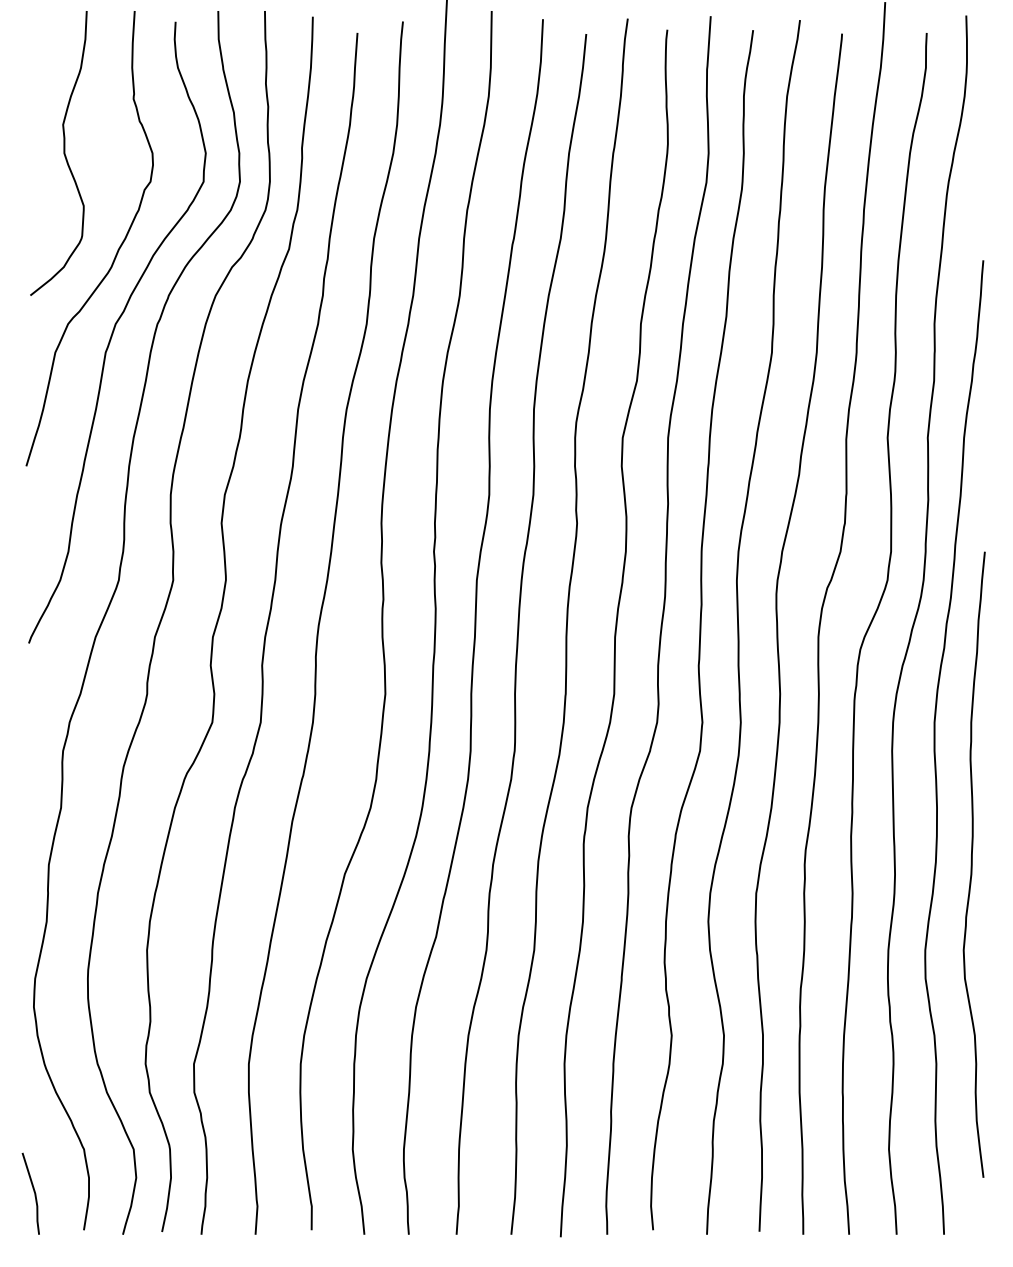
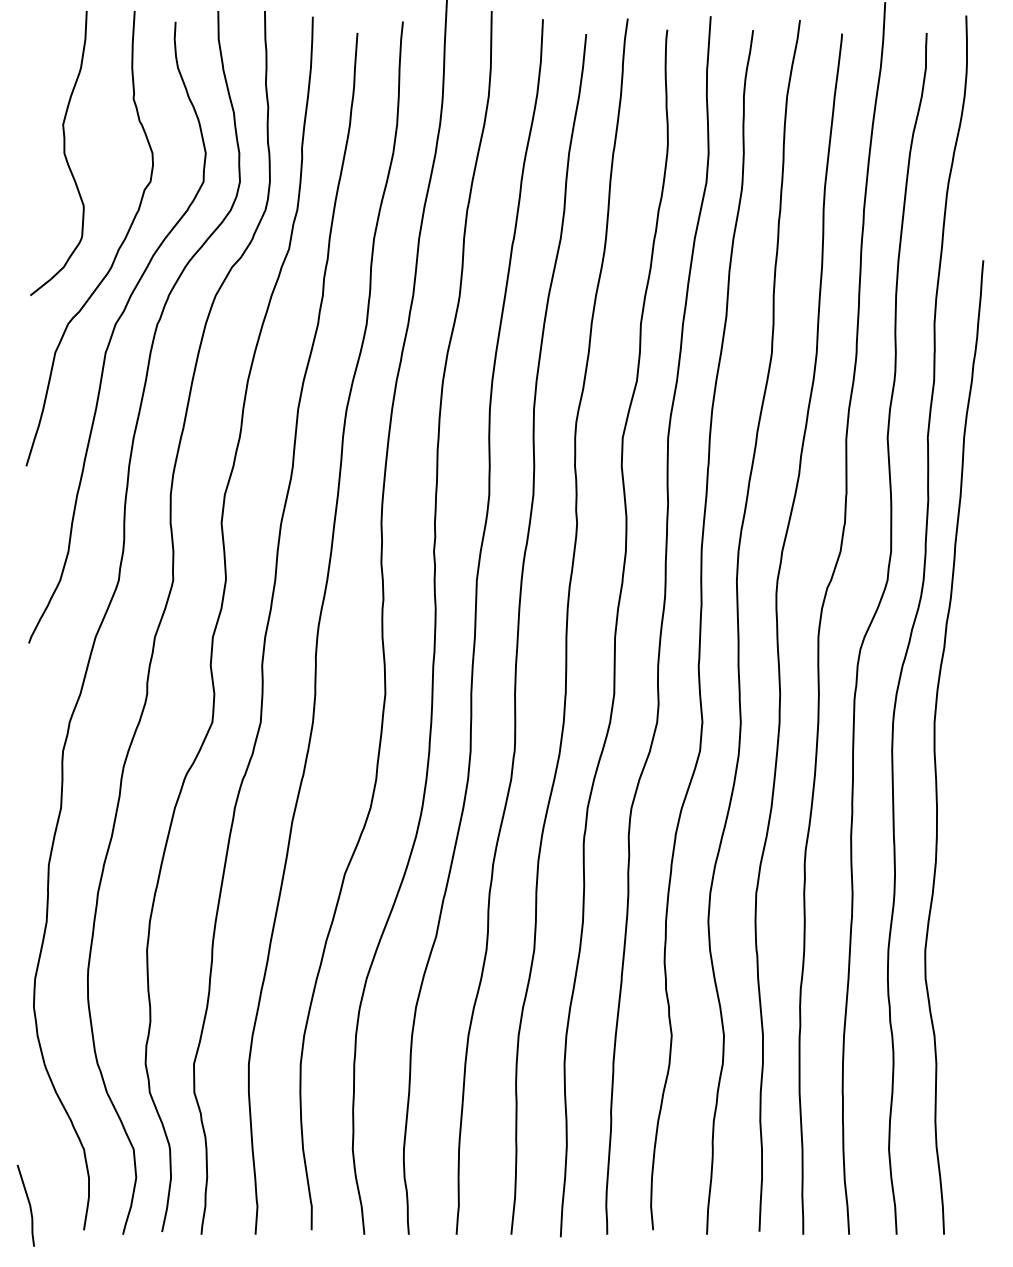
curve: present -> none (972, 864)
line position: (33, 1191) -> (28, 1203) (28, 1203)
